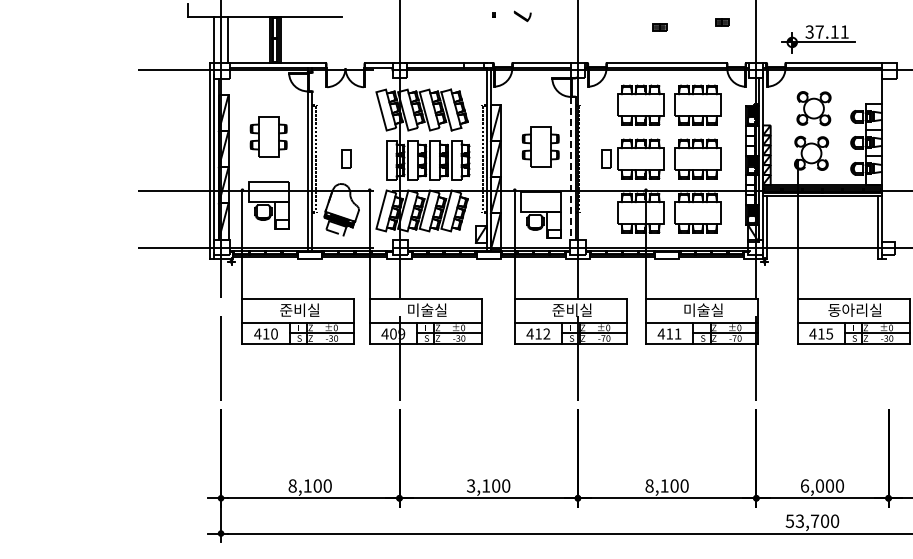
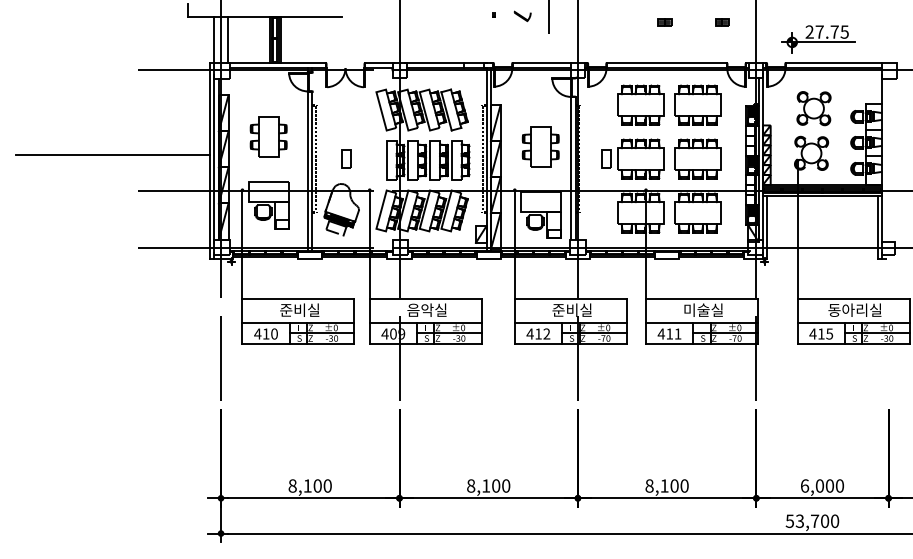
line: none -> present (549, 17)
part position: (659, 27) -> (664, 22) (664, 22)
text: 37.11 -> 27.75 (826, 31)
line: none -> present (112, 154)
line: dashed -> solid (571, 169)
text: 미술실 -> 음악실 (420, 309)
text: 3,100 -> 8,100 (471, 485)
